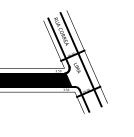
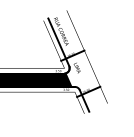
line: present -> none (80, 59)
